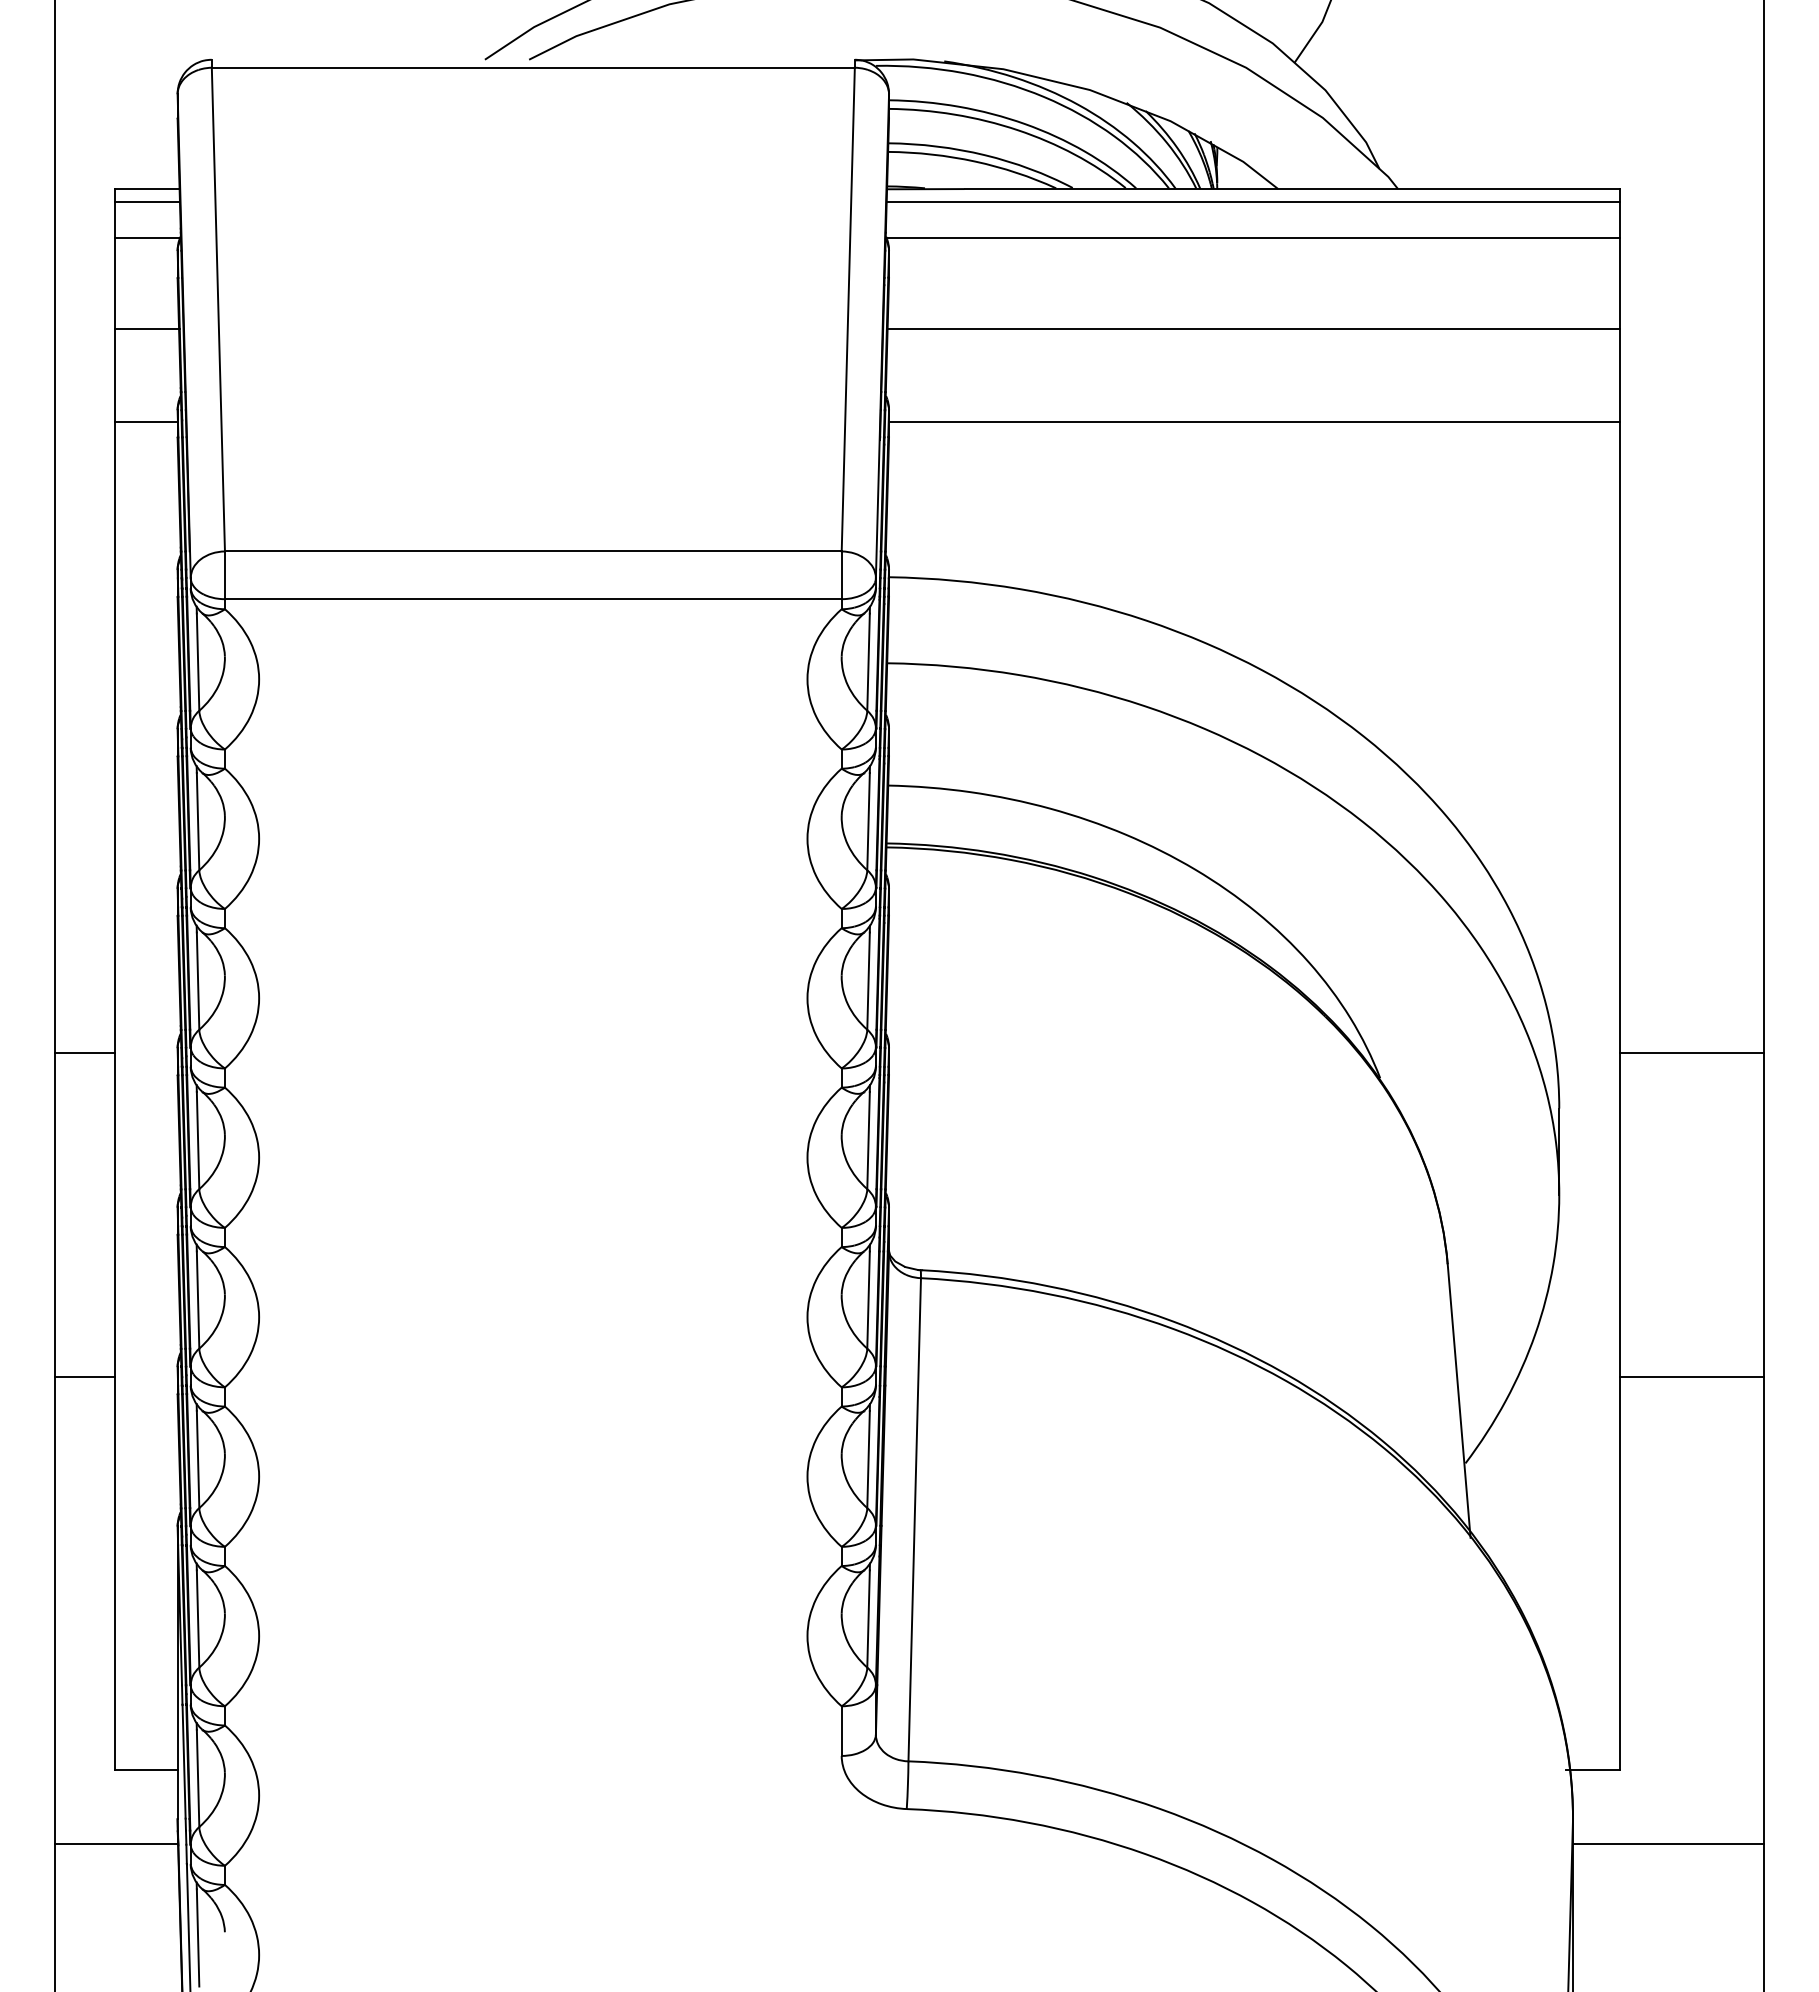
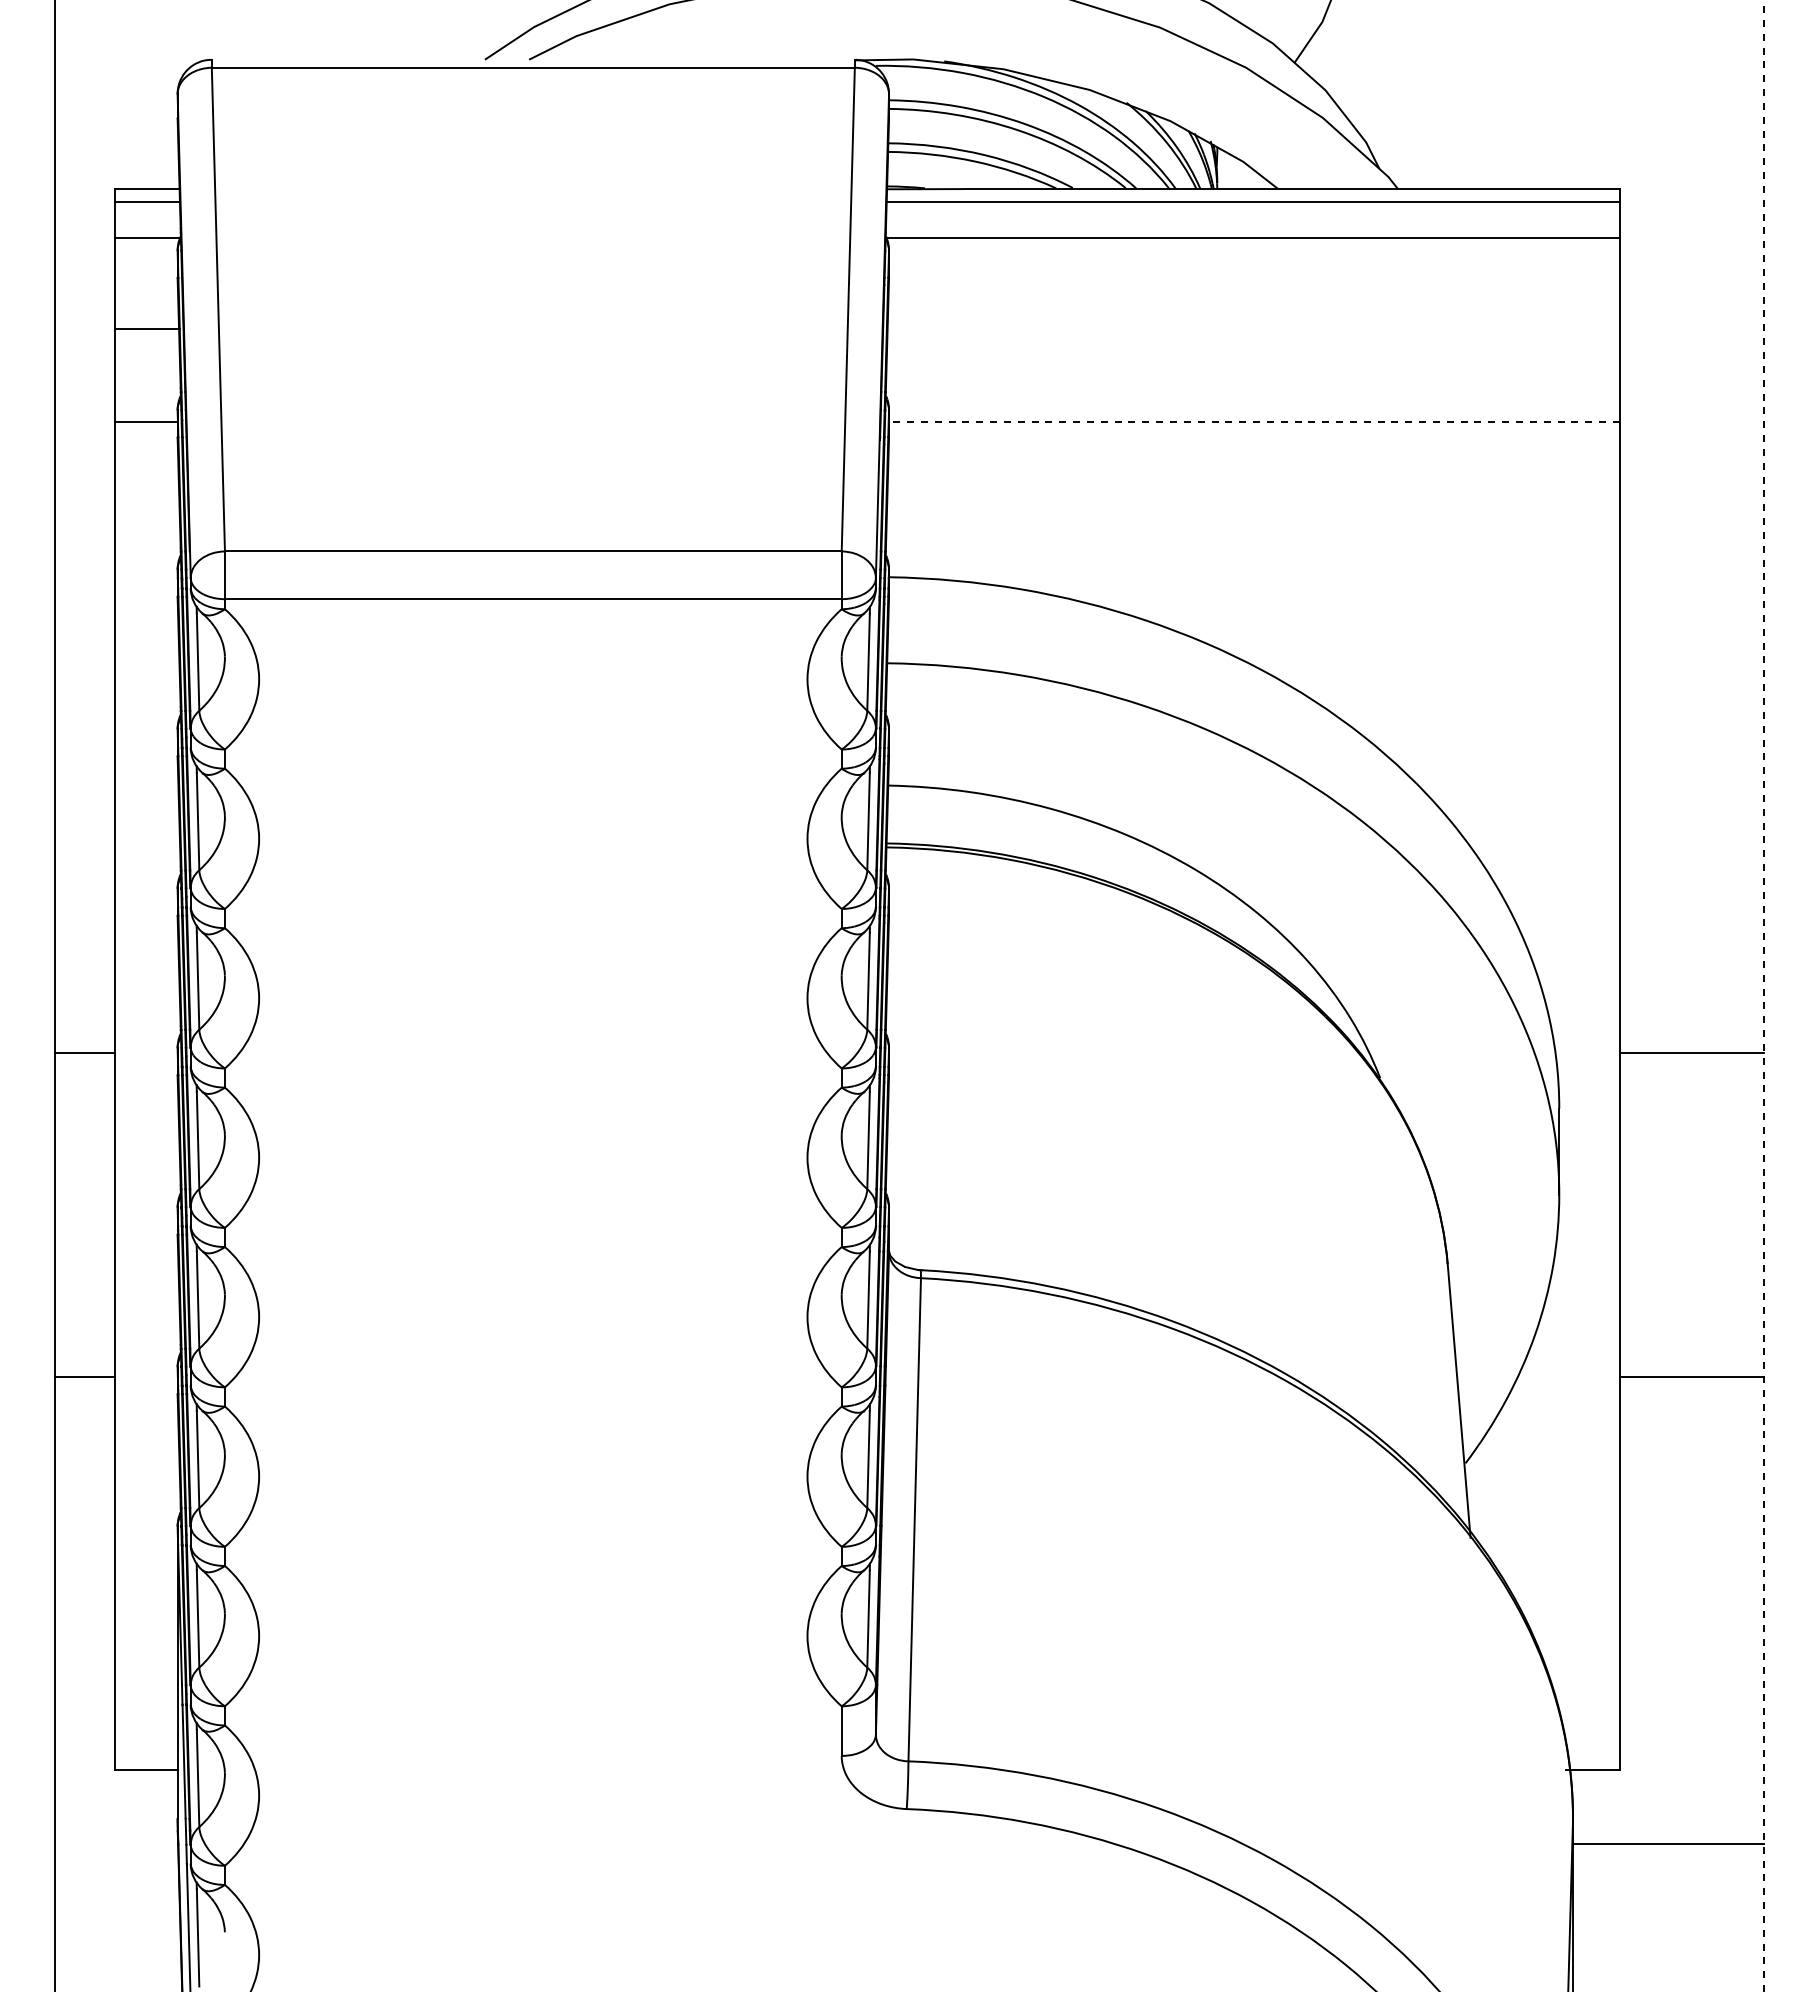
line: present -> none (1253, 329)
line: solid -> dashed (1253, 421)
line: solid -> dashed (1764, 996)
line: present -> none (116, 1843)
